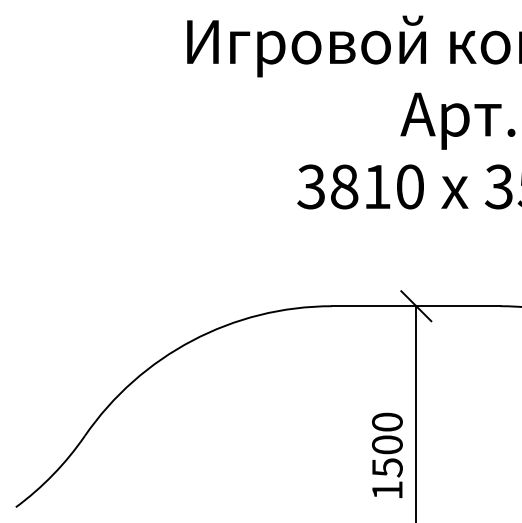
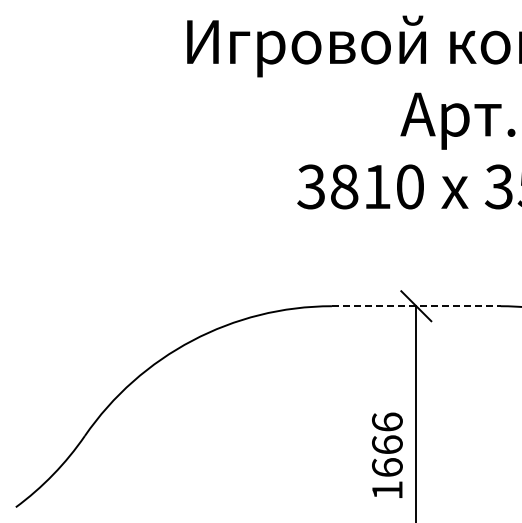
line: solid -> dashed (416, 306)
text: 1500 -> 1666 (387, 444)
